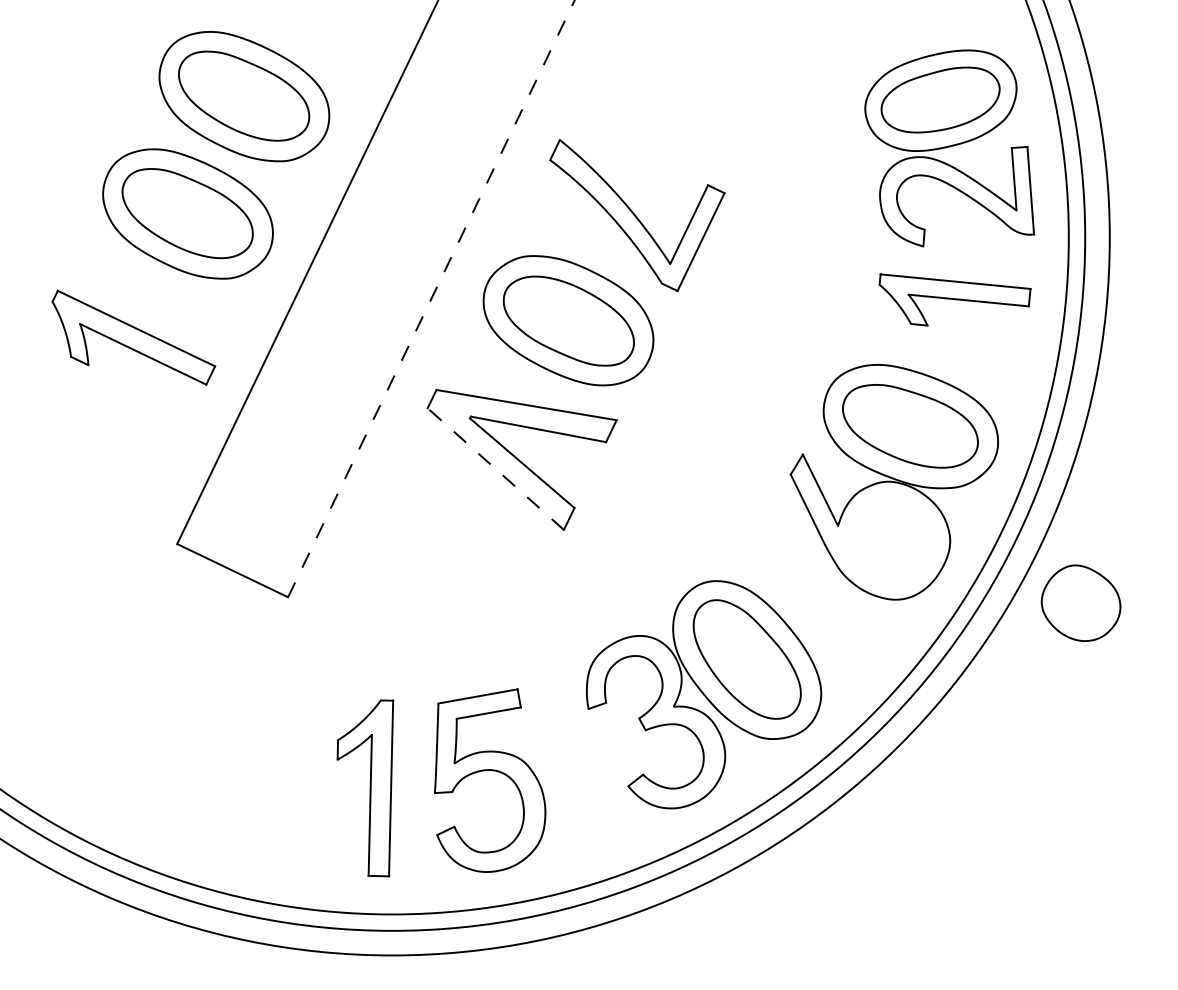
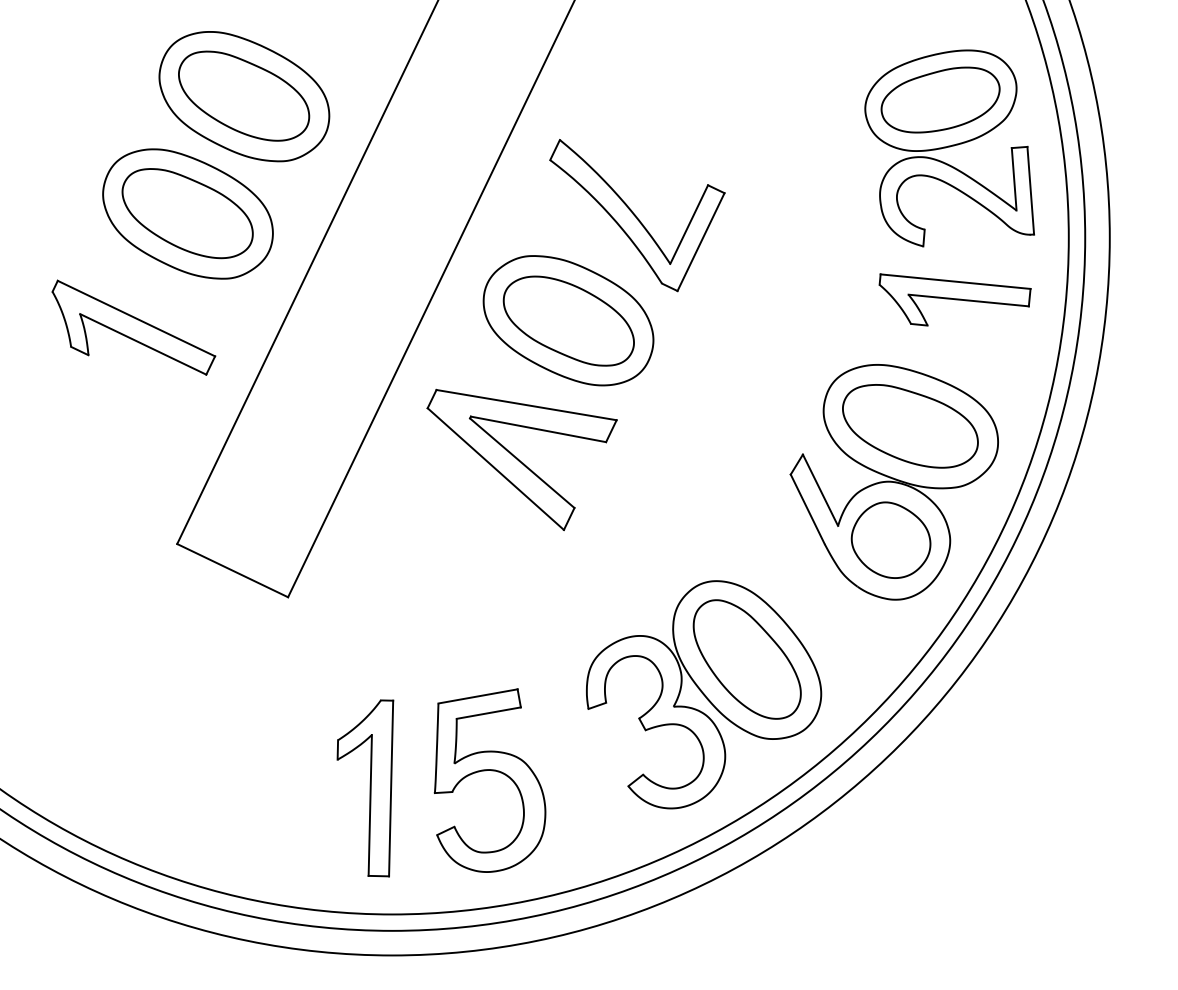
line: dashed -> solid (431, 298)
part position: (133, 337) -> (133, 327) (133, 327)
line: dashed -> solid (495, 468)
part position: (1080, 602) -> (890, 539) (890, 539)
